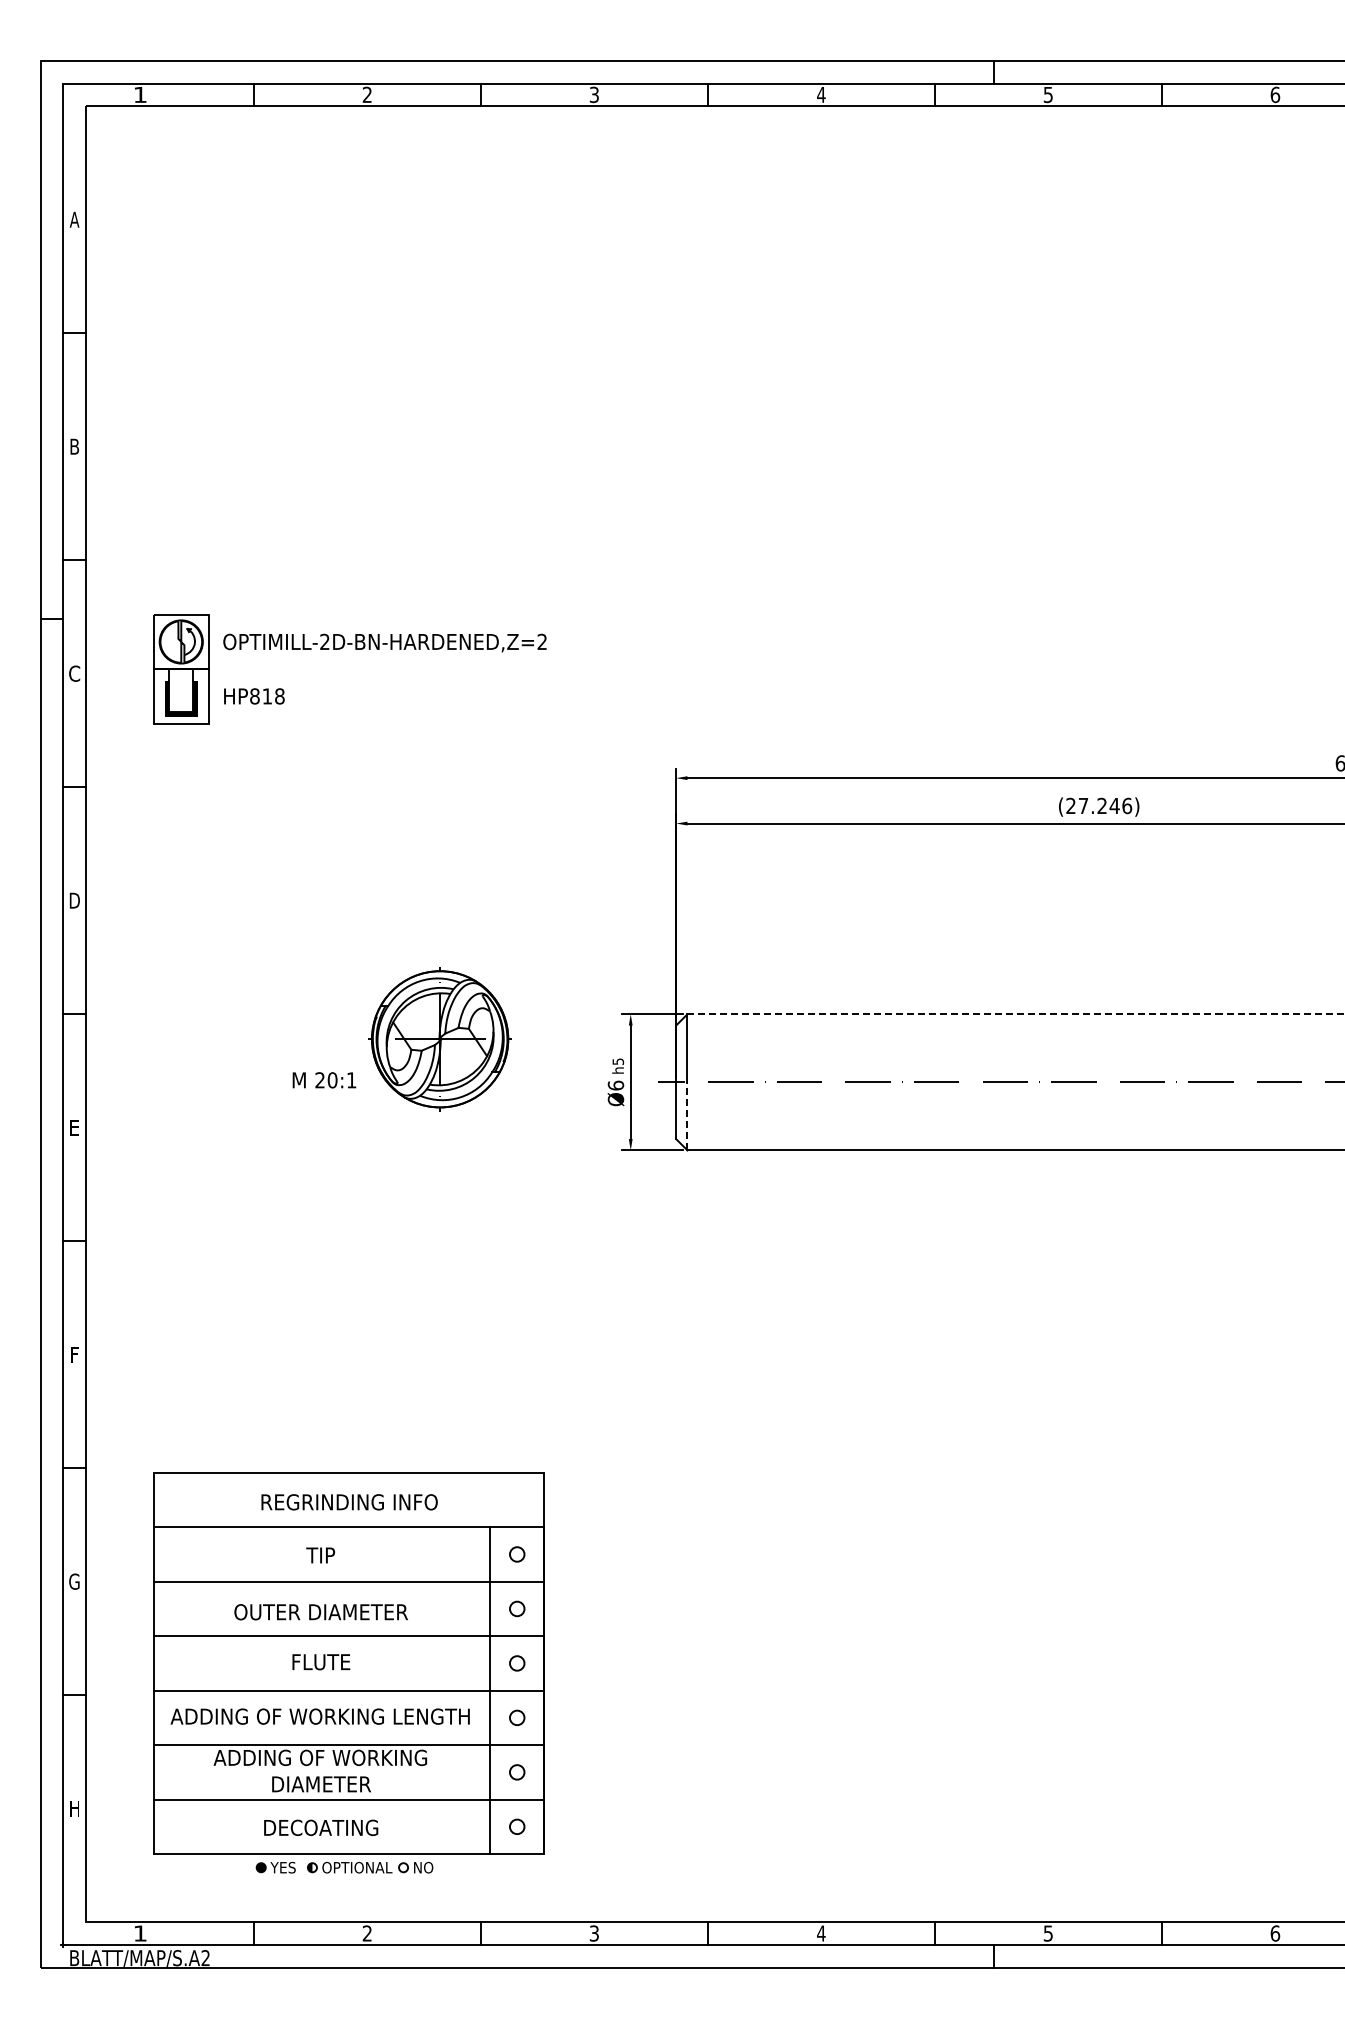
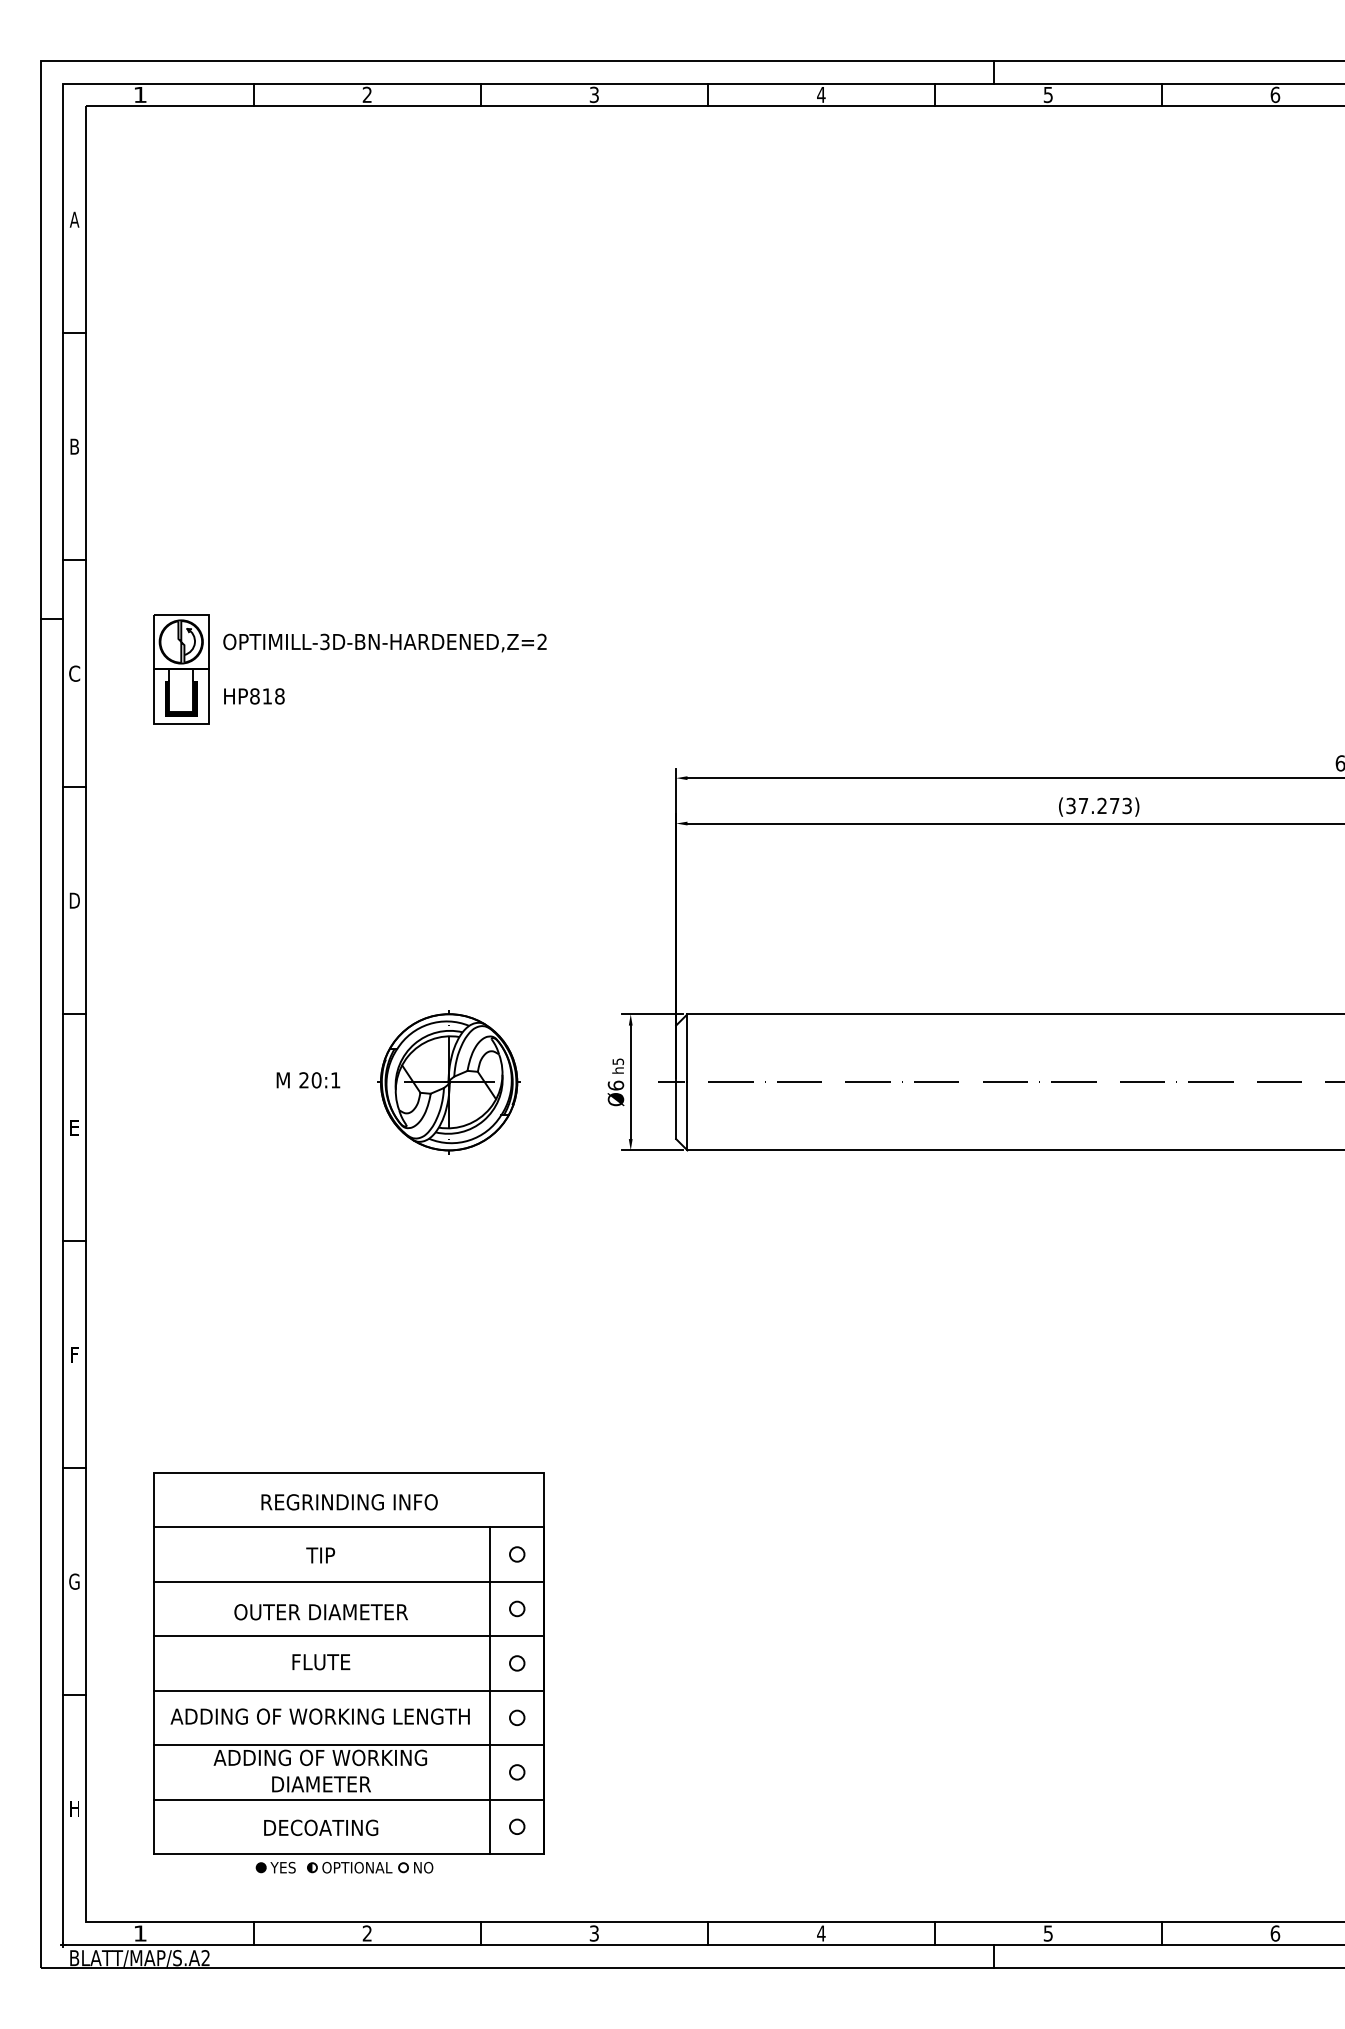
text: OPTIMILL-2D-BN-HARDENED,Z=2 -> OPTIMILL-3D-BN-HARDENED,Z=2 (324, 642)
text: (27.246) -> (37.273) (1099, 805)
line: dashed -> solid (1016, 1014)
part position: (439, 1039) -> (448, 1082) (448, 1082)
text position: (324, 1080) -> (308, 1080) (308, 1080)
line: dashed -> solid (687, 1115)
